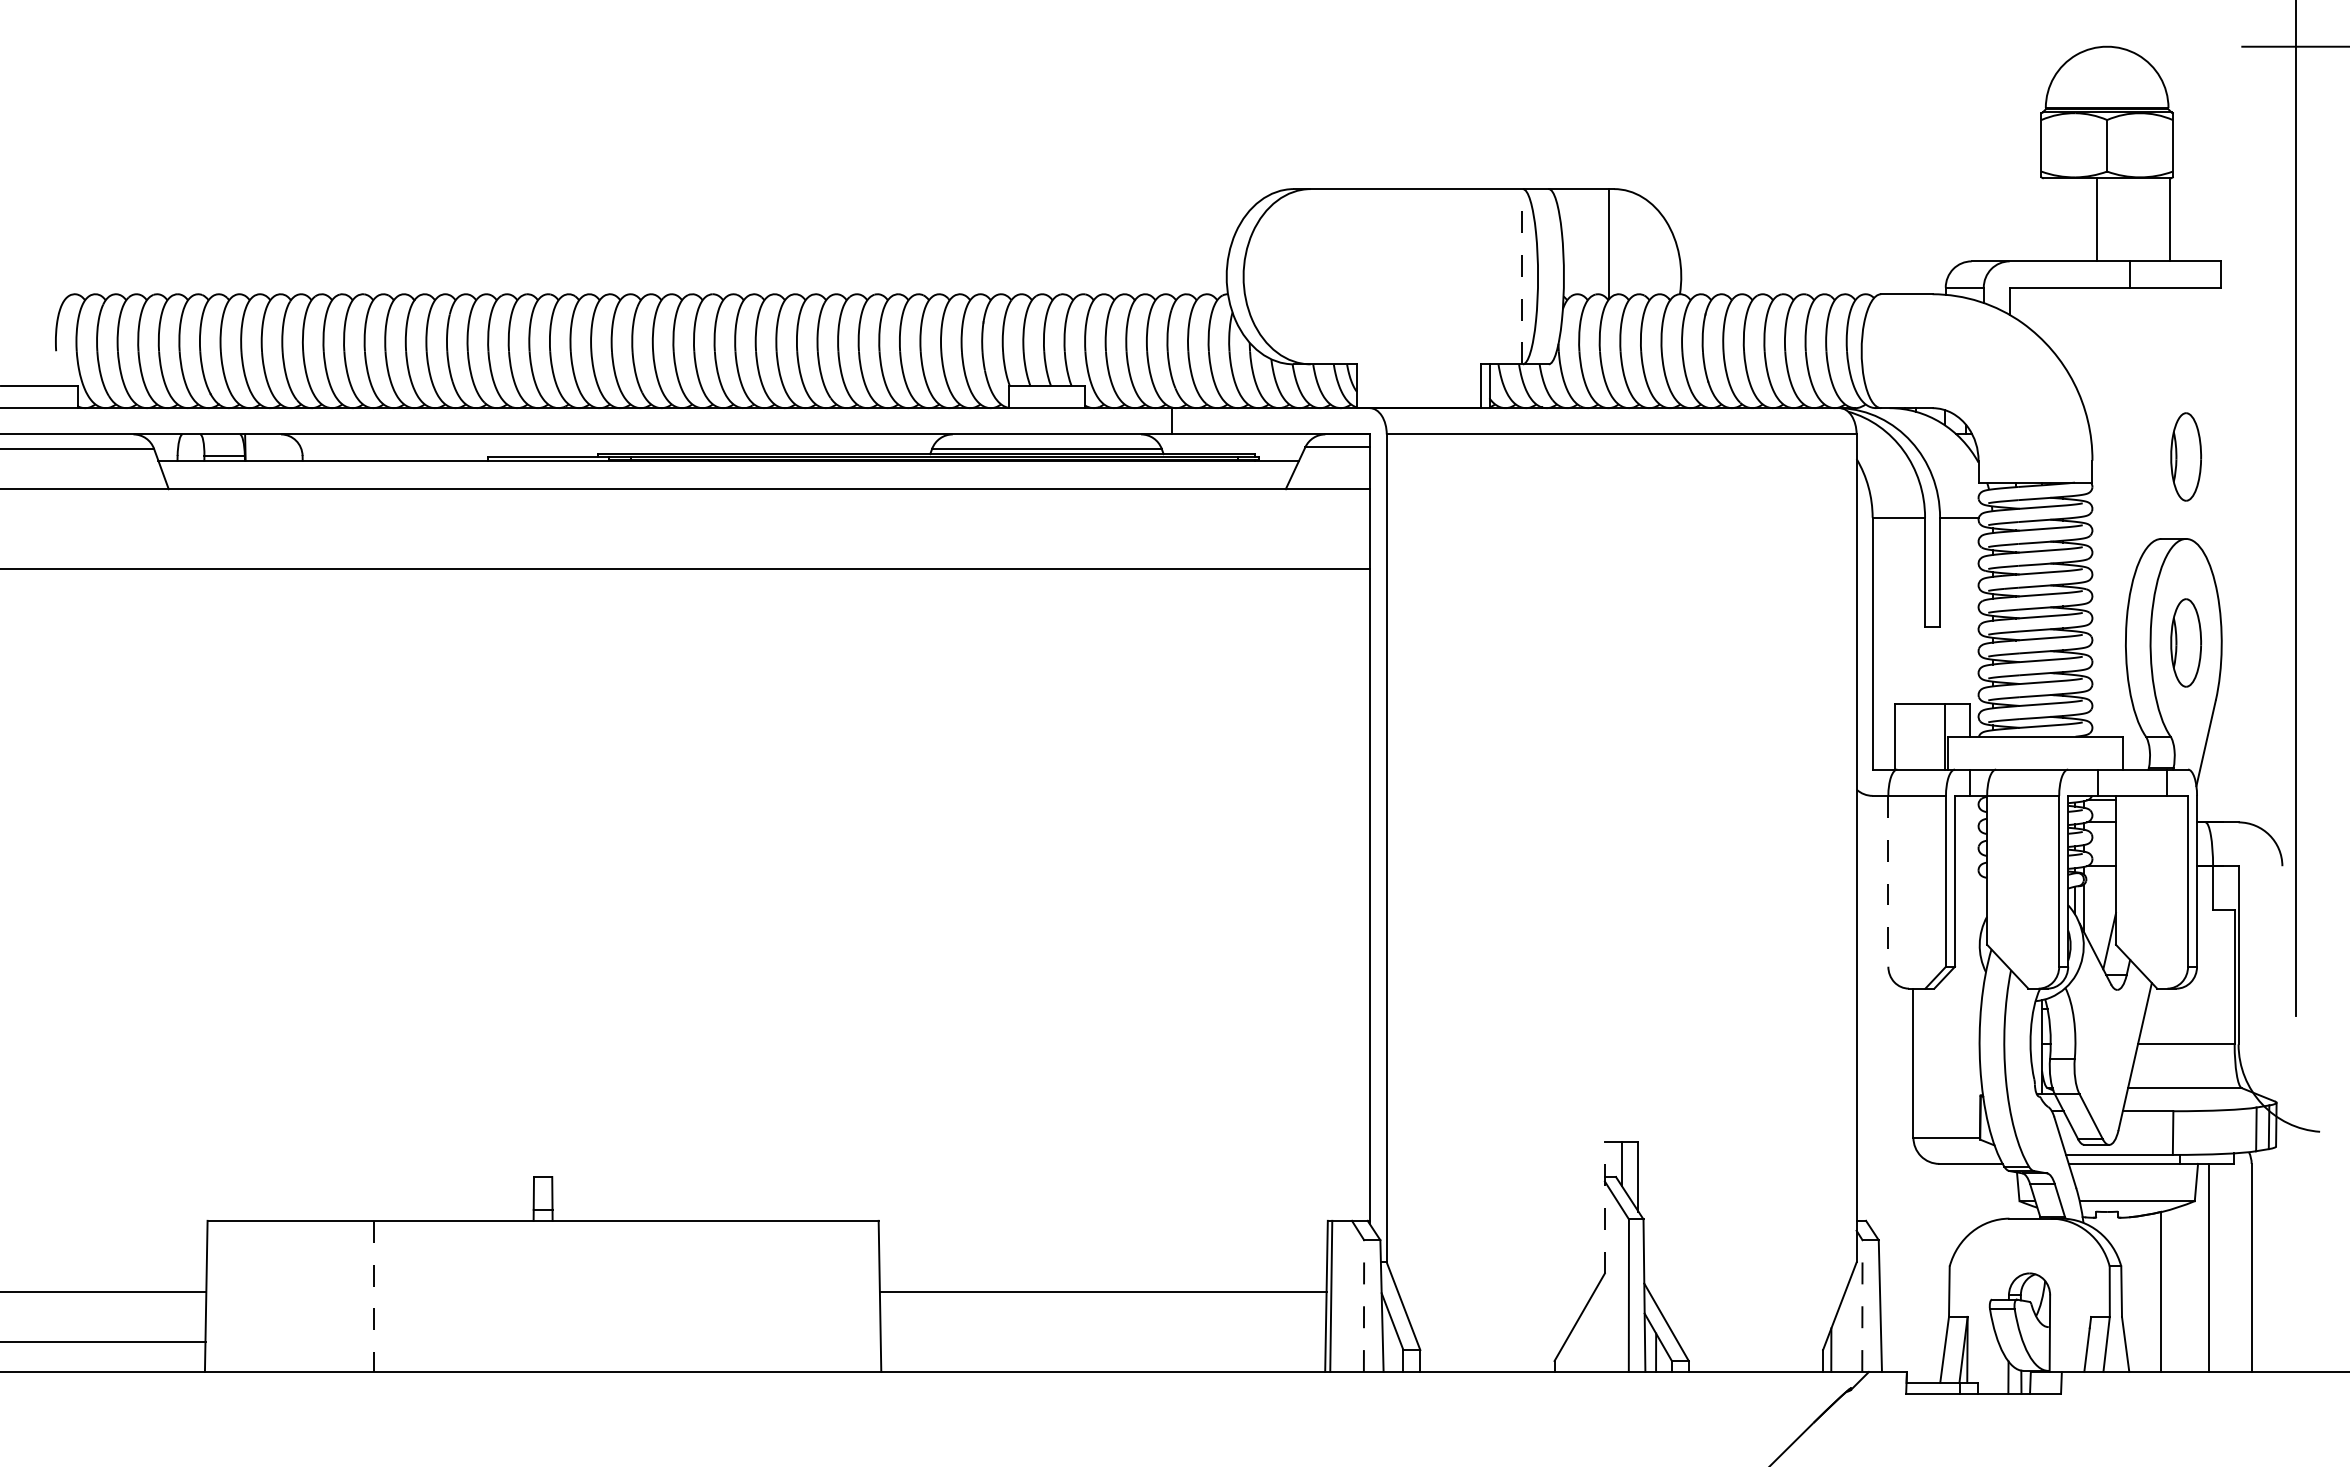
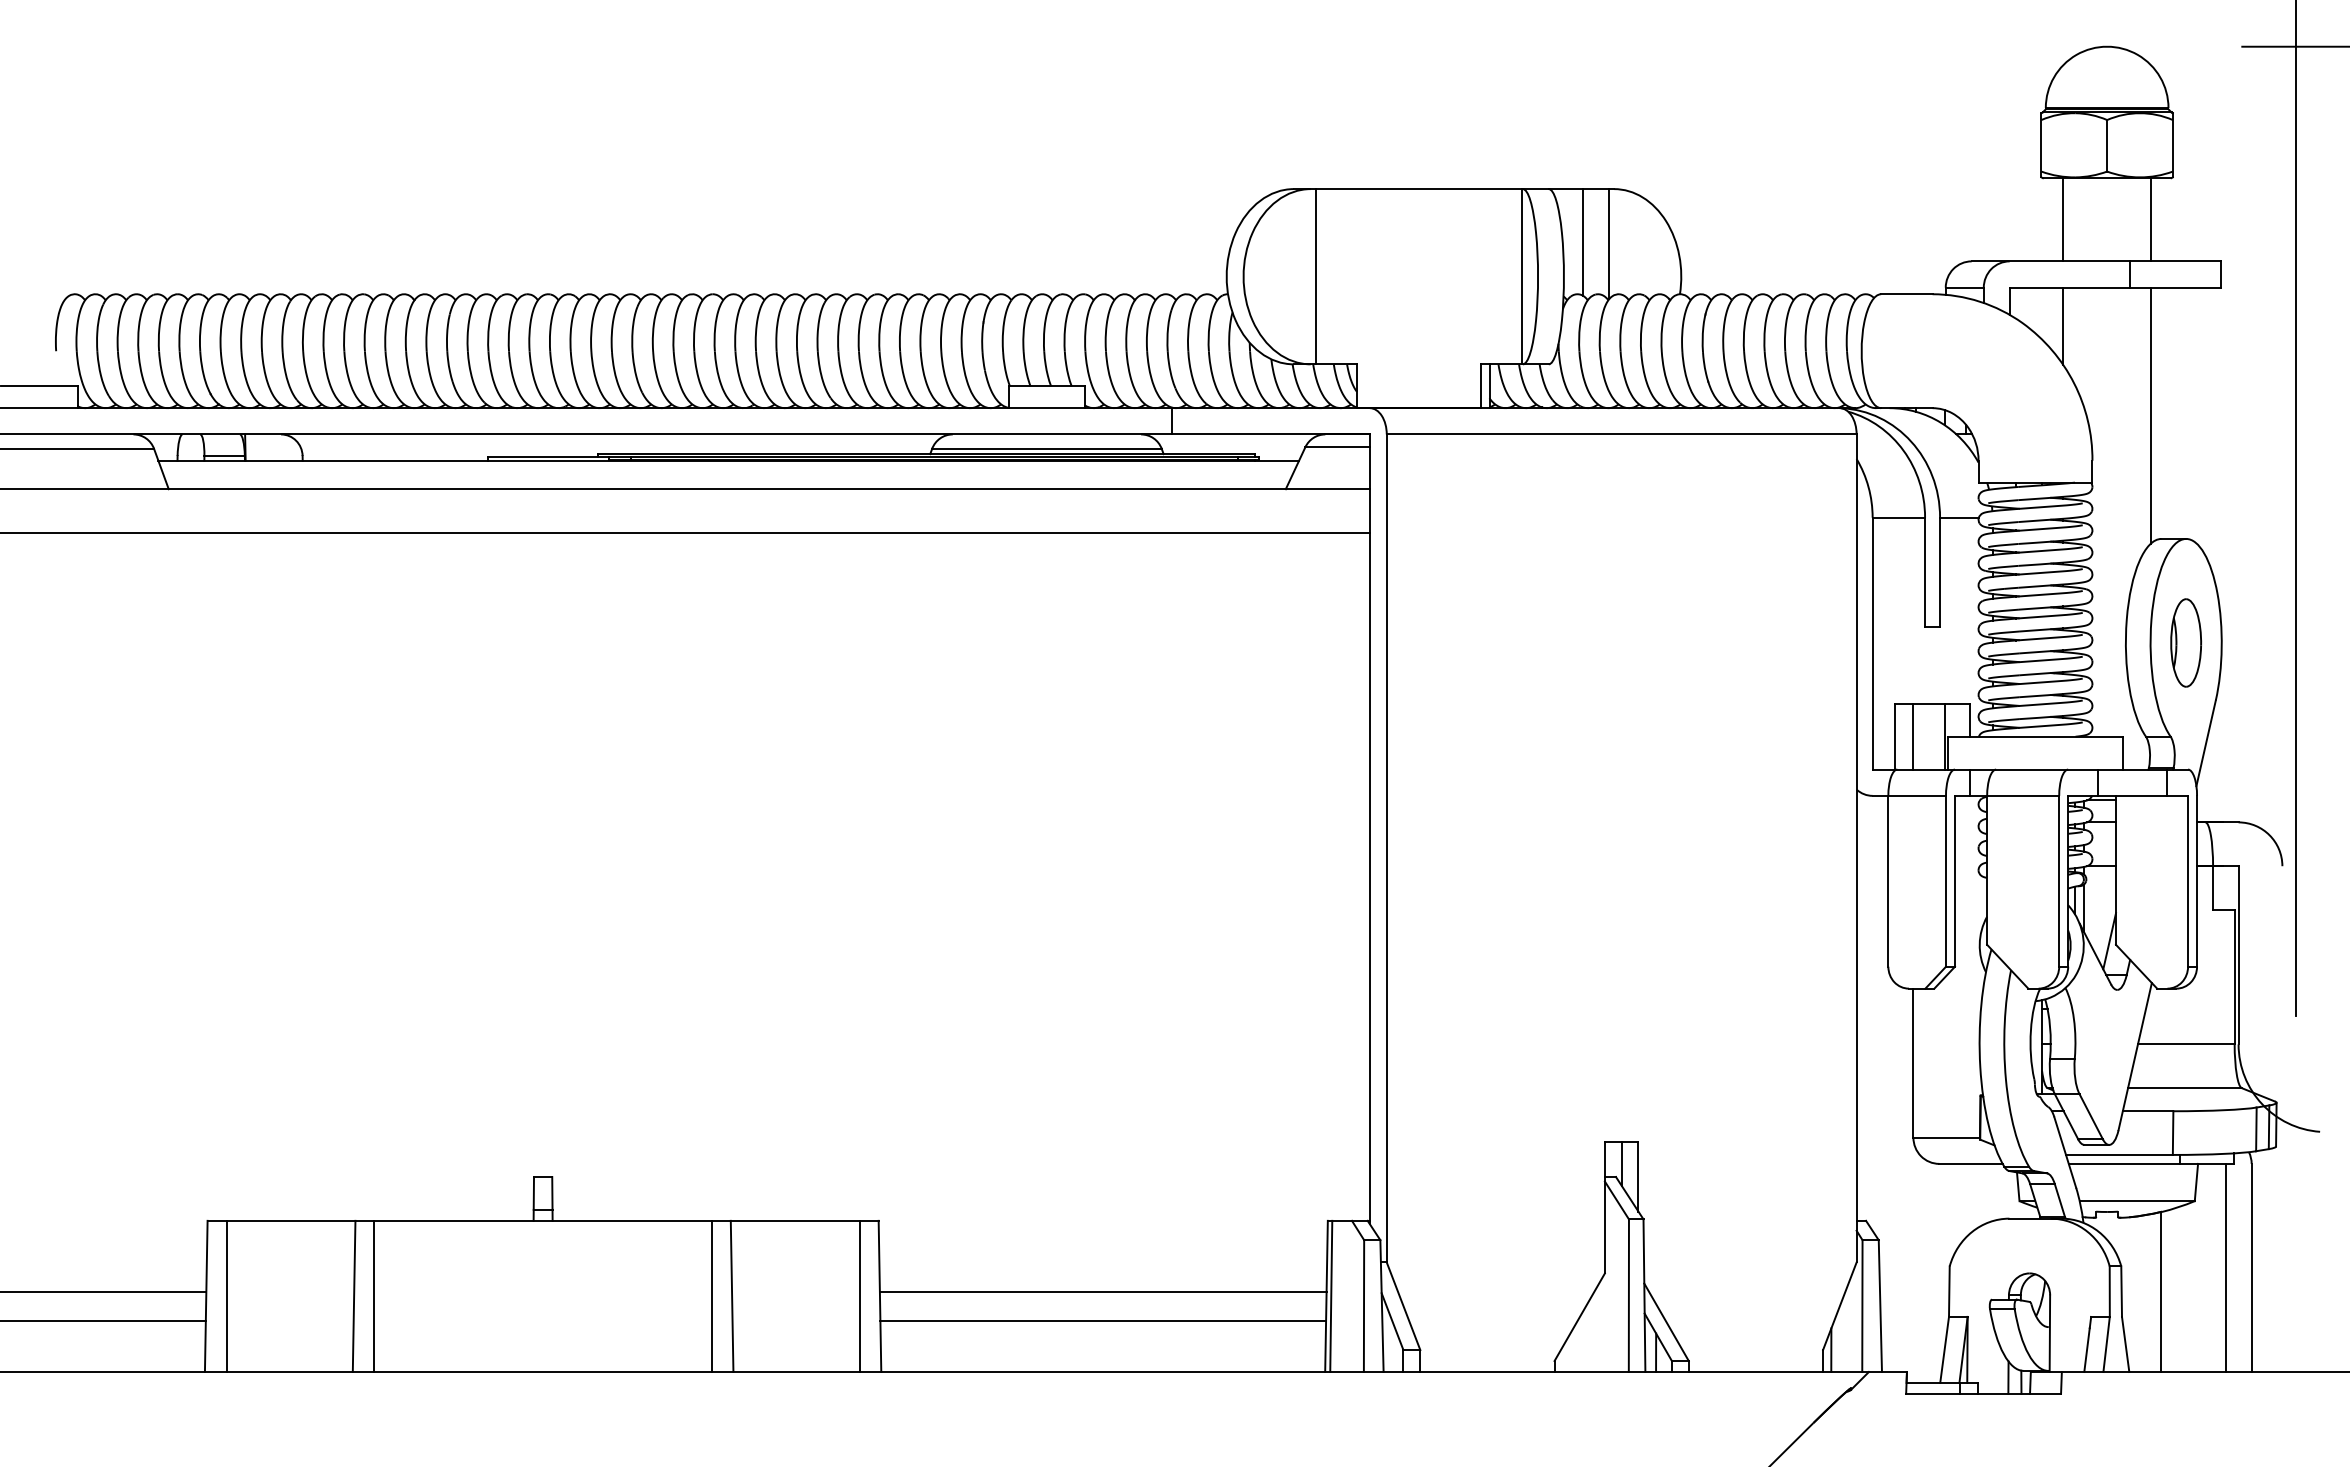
line position: (2097, 219) -> (2063, 219) (2063, 219)
line position: (2169, 219) -> (2150, 219) (2150, 219)
line: none -> present (1583, 242)
line: none -> present (1315, 276)
line: dashed -> solid (1521, 276)
line: none -> present (2063, 325)
line: none -> present (2150, 415)
part: present -> none (2186, 456)
line position: (685, 569) -> (685, 533) (685, 533)
line: none -> present (1913, 736)
line: dashed -> solid (1888, 881)
line: dashed -> solid (1604, 1207)
line position: (2208, 1267) -> (2225, 1267) (2225, 1267)
line: none -> present (226, 1296)
line: none -> present (353, 1296)
line: dashed -> solid (374, 1296)
line: none -> present (711, 1296)
line: none -> present (731, 1296)
line: none -> present (859, 1296)
line: dashed -> solid (1364, 1306)
line: dashed -> solid (1862, 1306)
line: none -> present (1103, 1321)
line position: (103, 1342) -> (103, 1321) (103, 1321)
